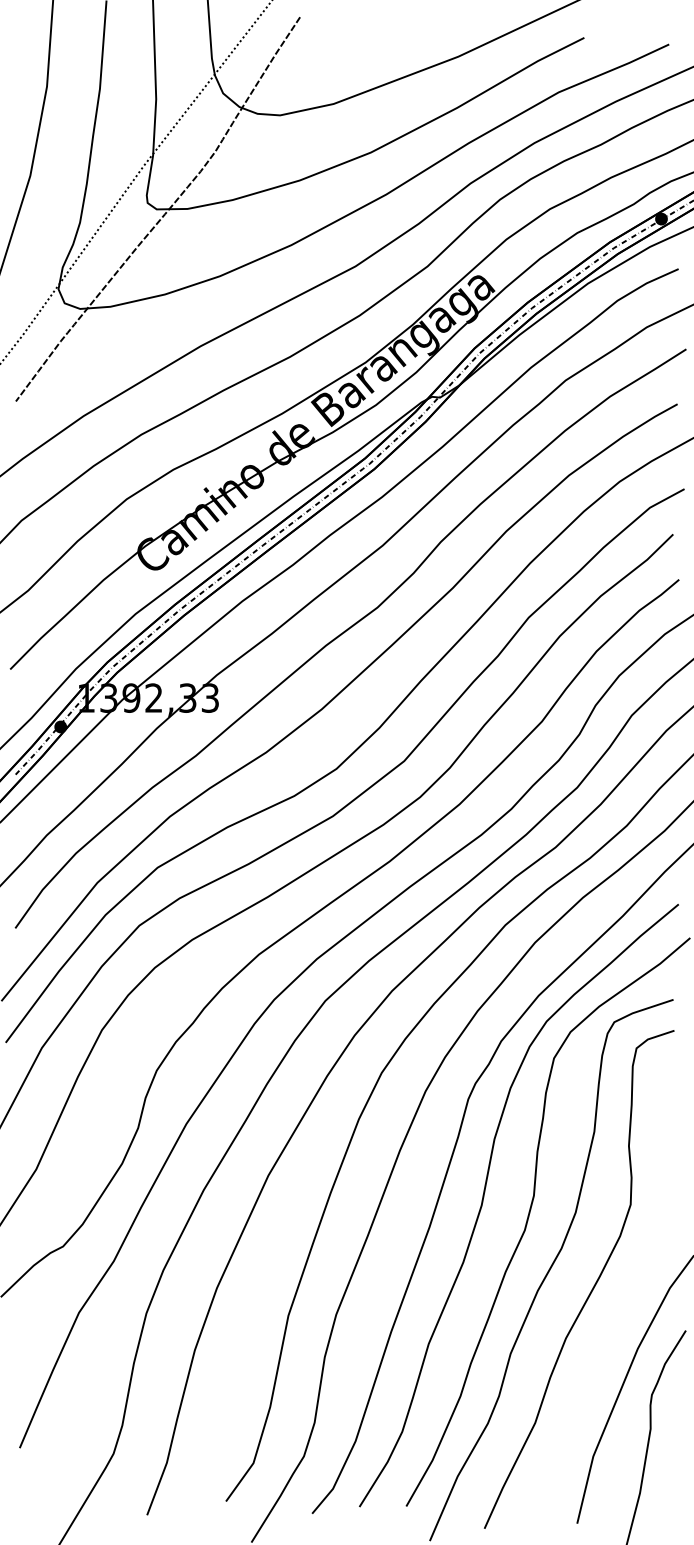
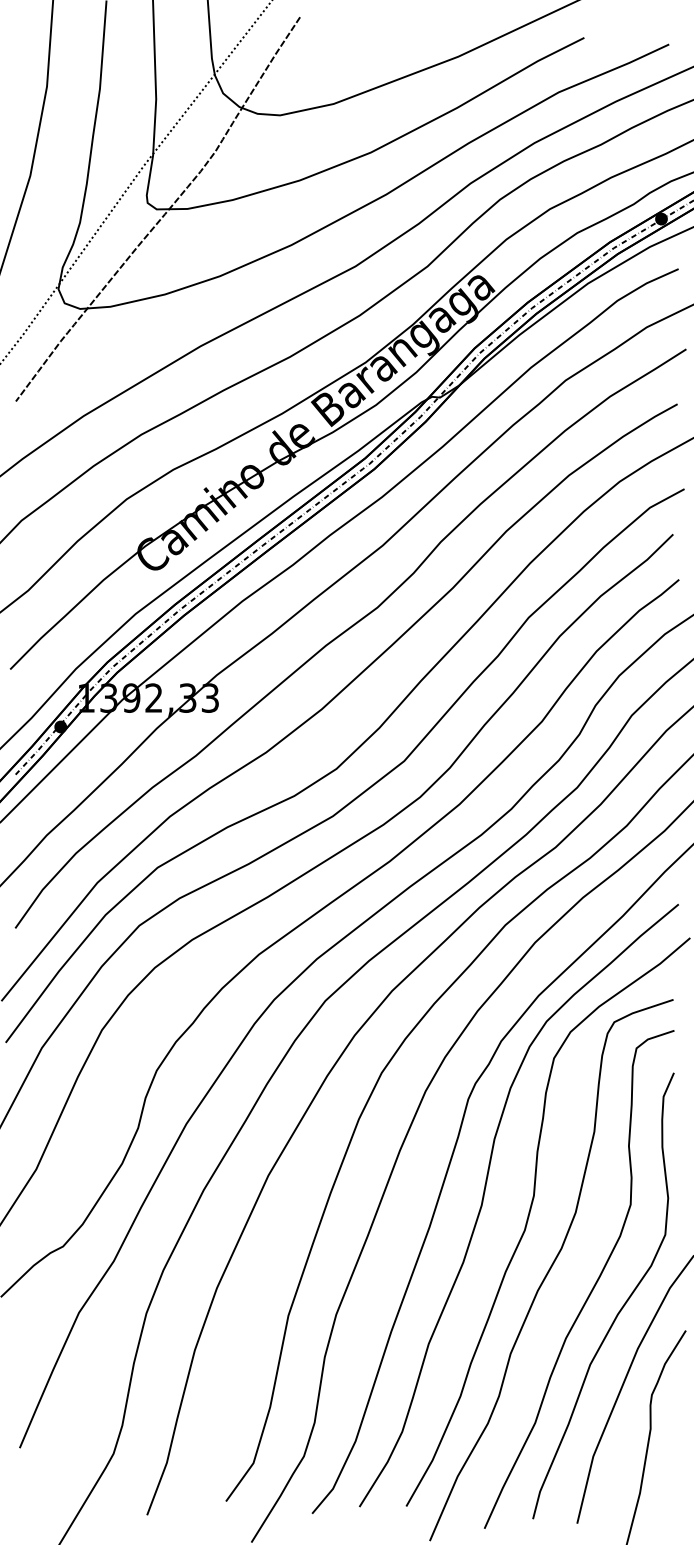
curve: none -> present (620, 1308)
